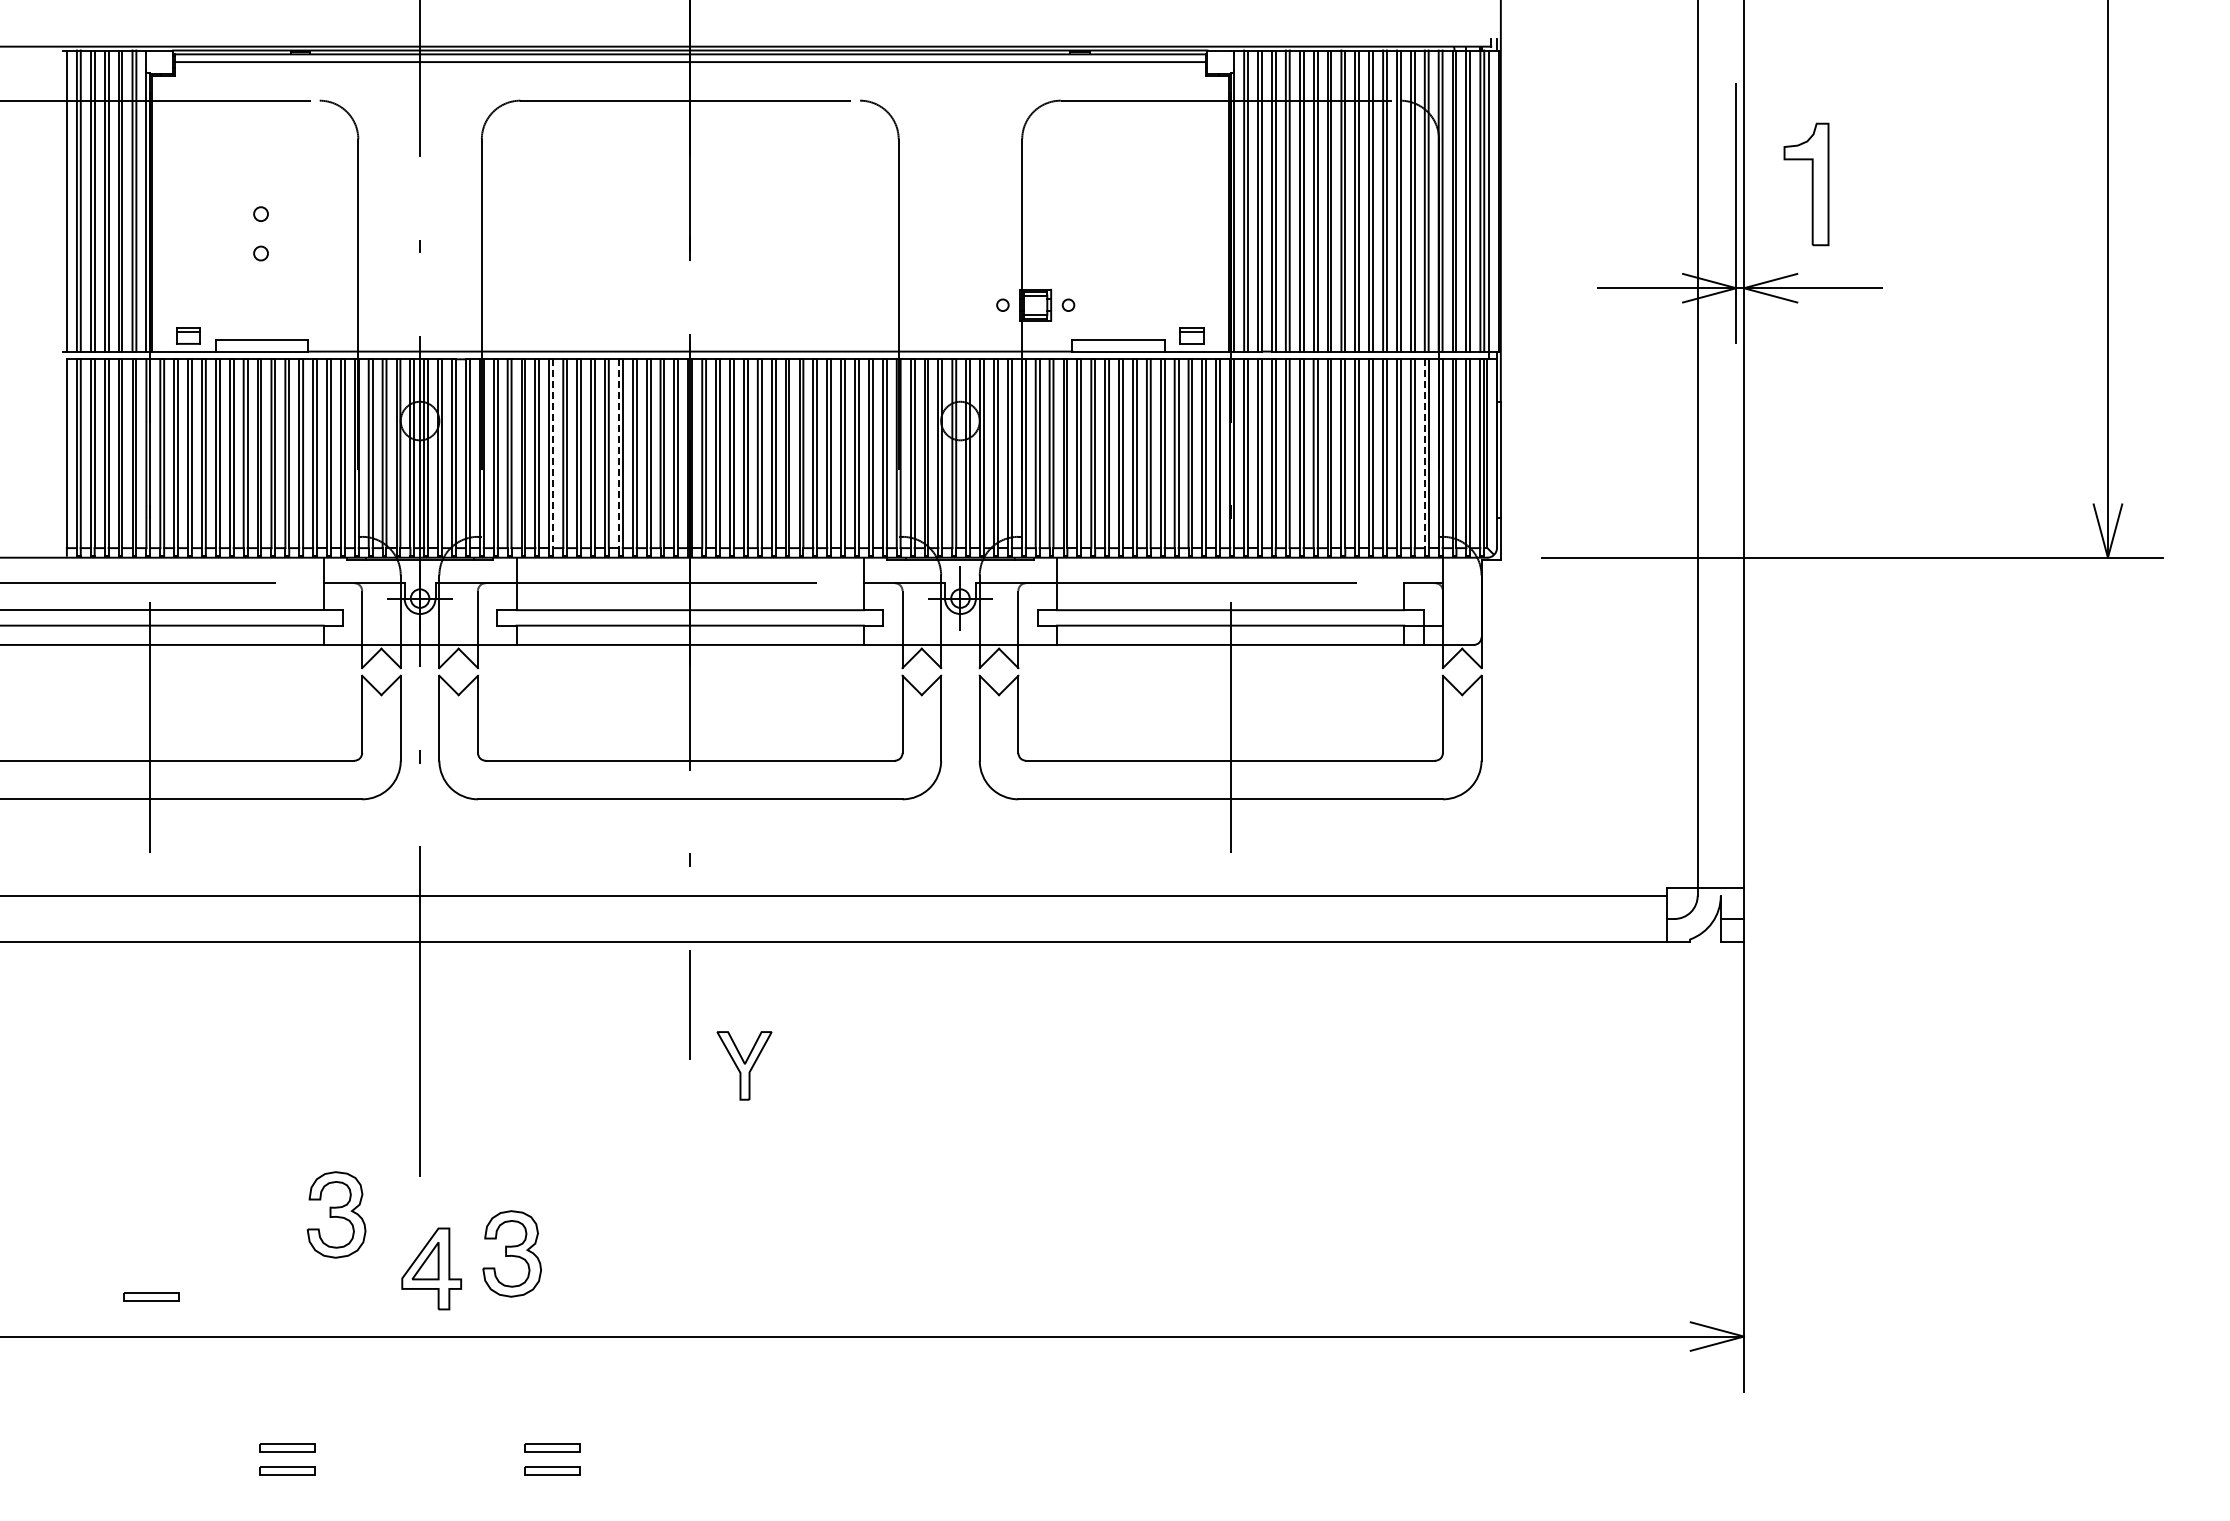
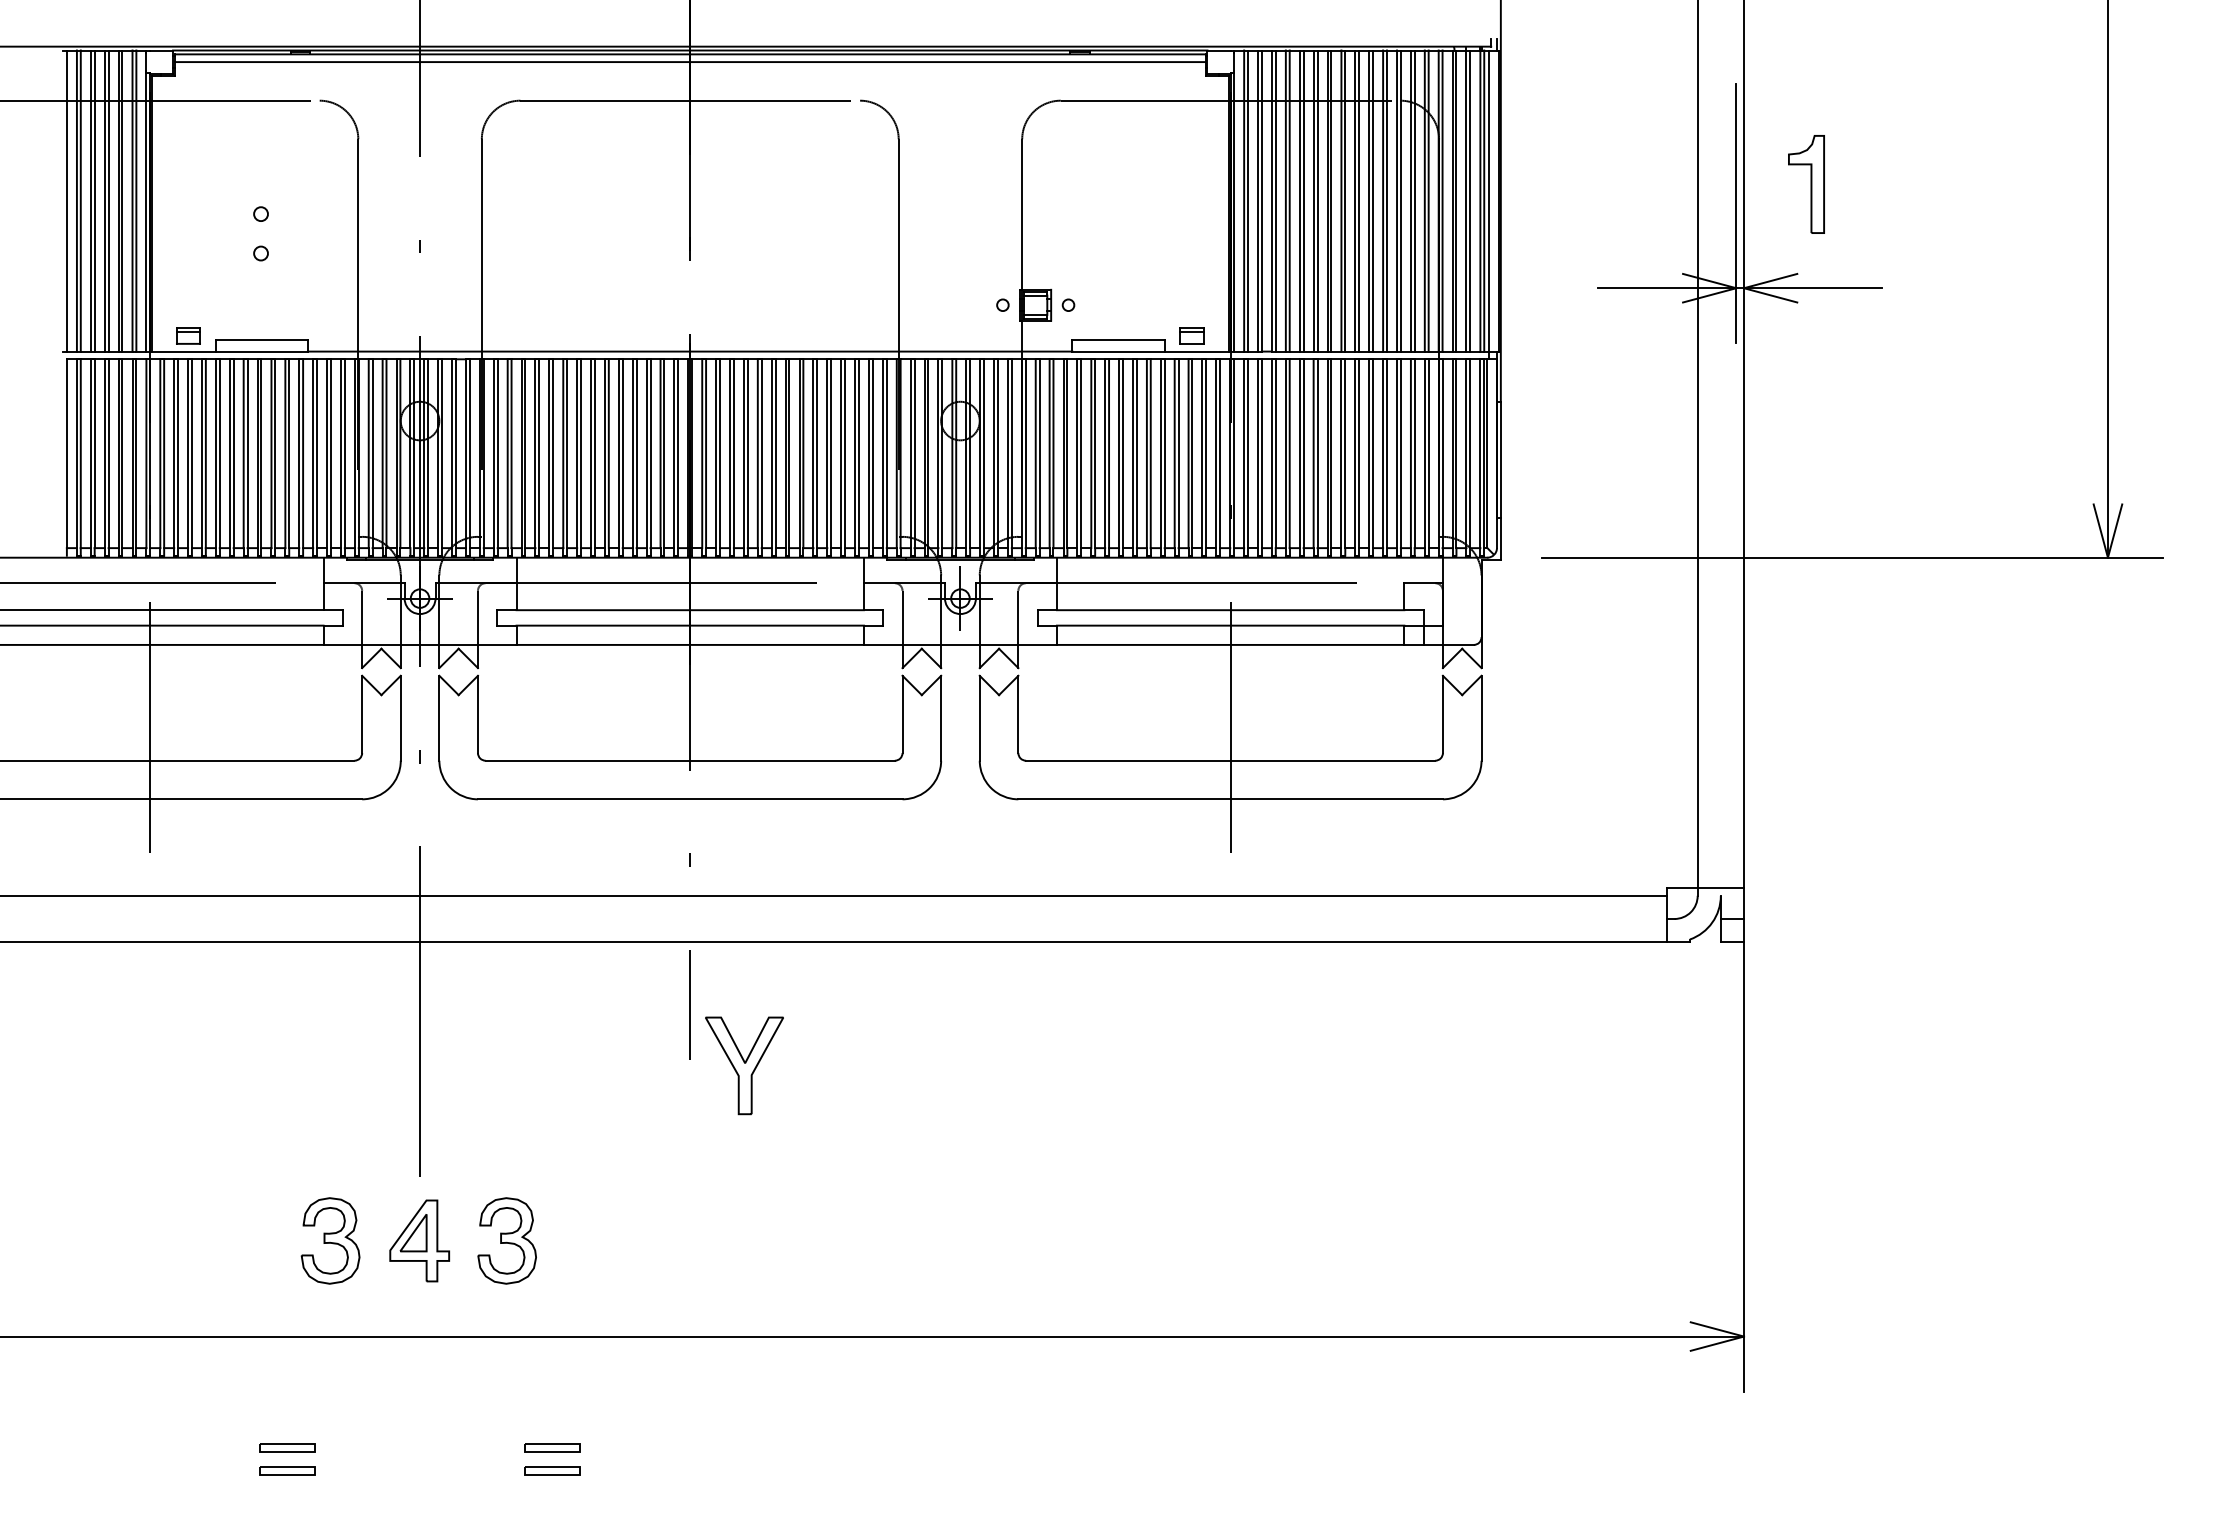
part size: 47x125 px -> 37x99 px (1806, 184)
line: dashed -> solid (553, 454)
line: dashed -> solid (618, 454)
line: dashed -> solid (1424, 454)
part size: 57x70 px -> 79x100 px (744, 1065)
part position: (336, 1214) -> (330, 1240) (330, 1240)
part position: (511, 1253) -> (506, 1240) (506, 1240)
part position: (431, 1268) -> (419, 1240) (419, 1240)
part: present -> none (151, 1296)
